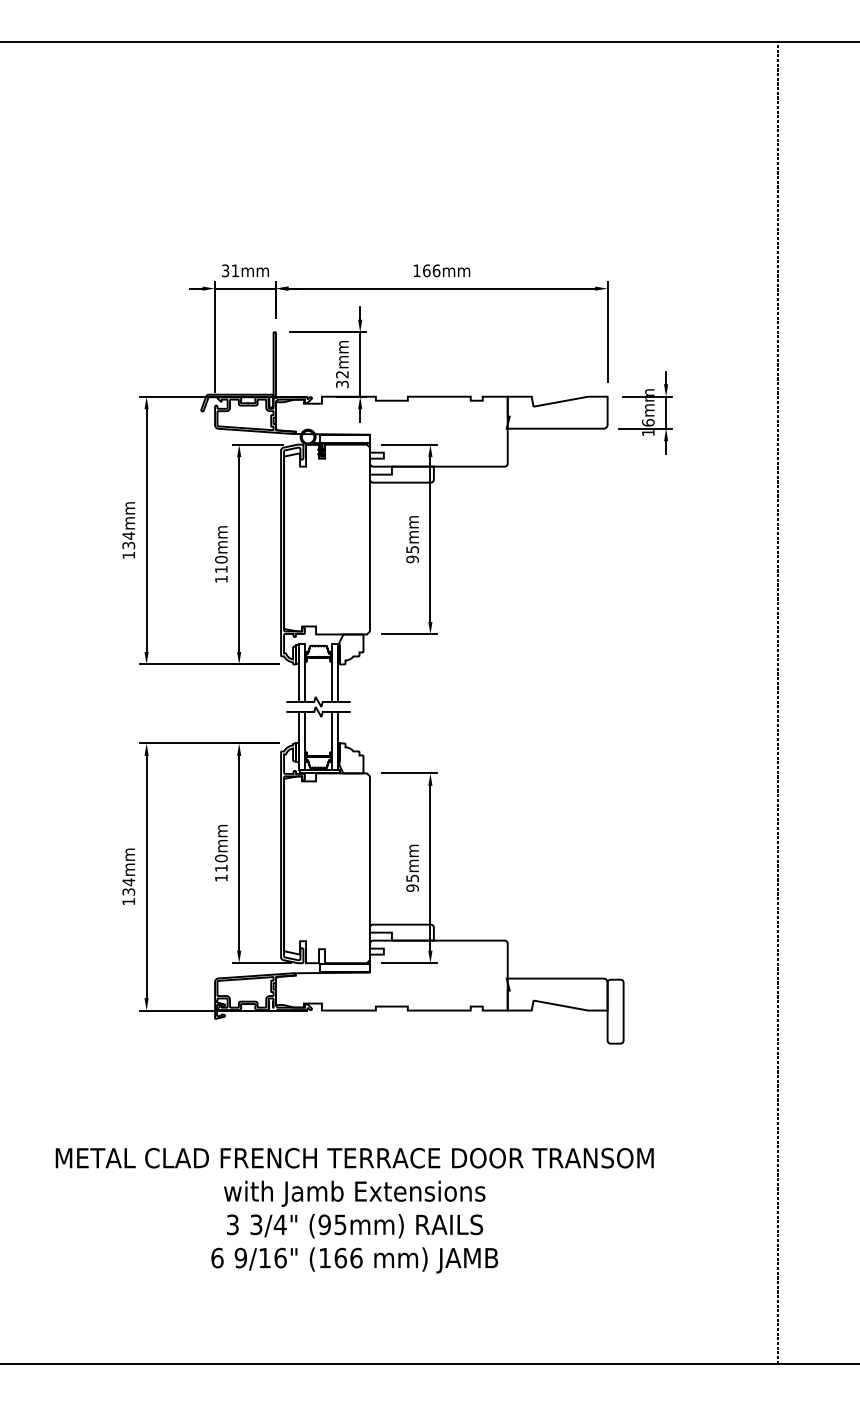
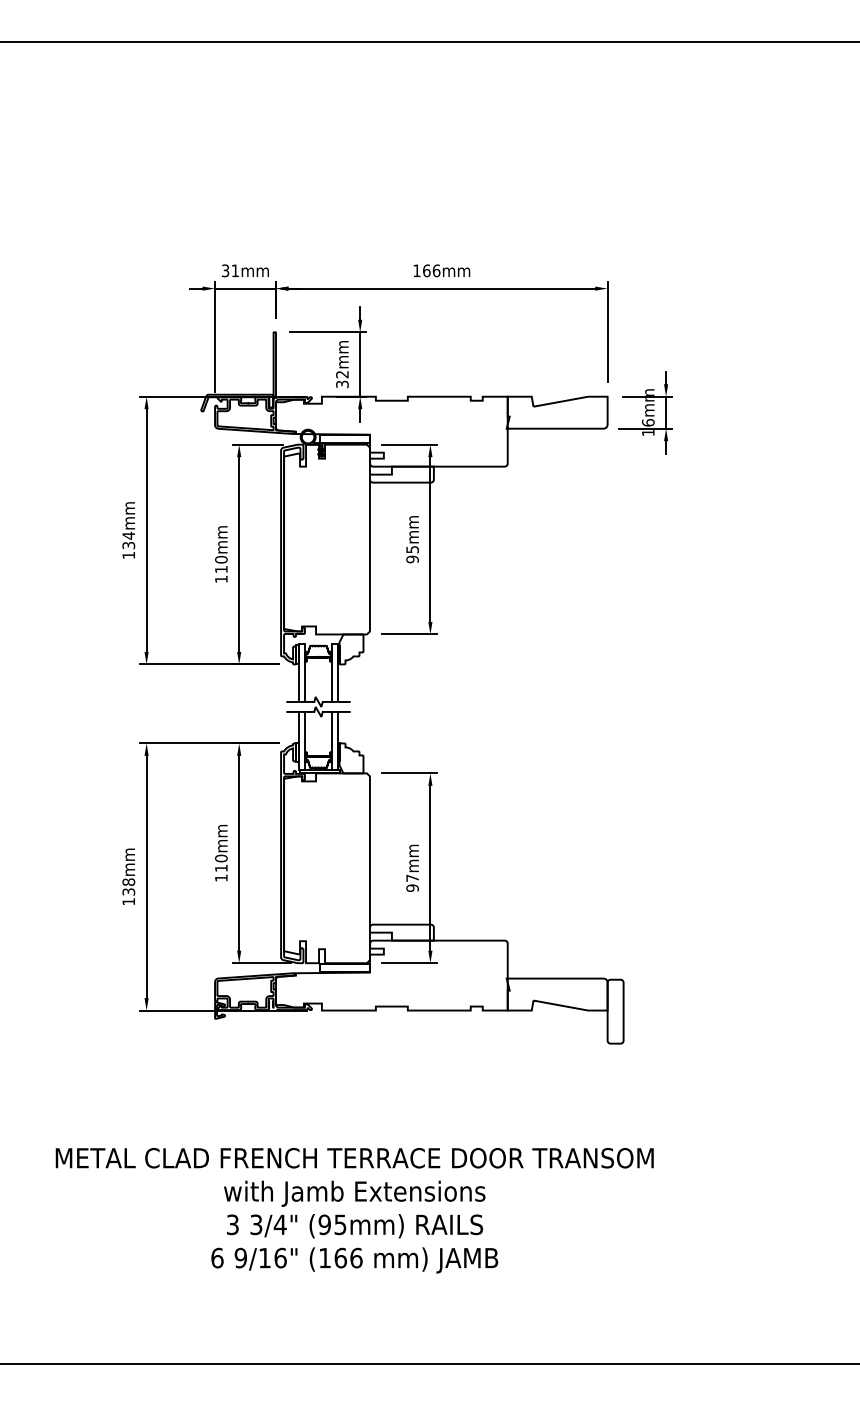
line: present -> none (777, 702)
text: 95mm -> 97mm (412, 878)
text: 134mm -> 138mm (128, 882)
